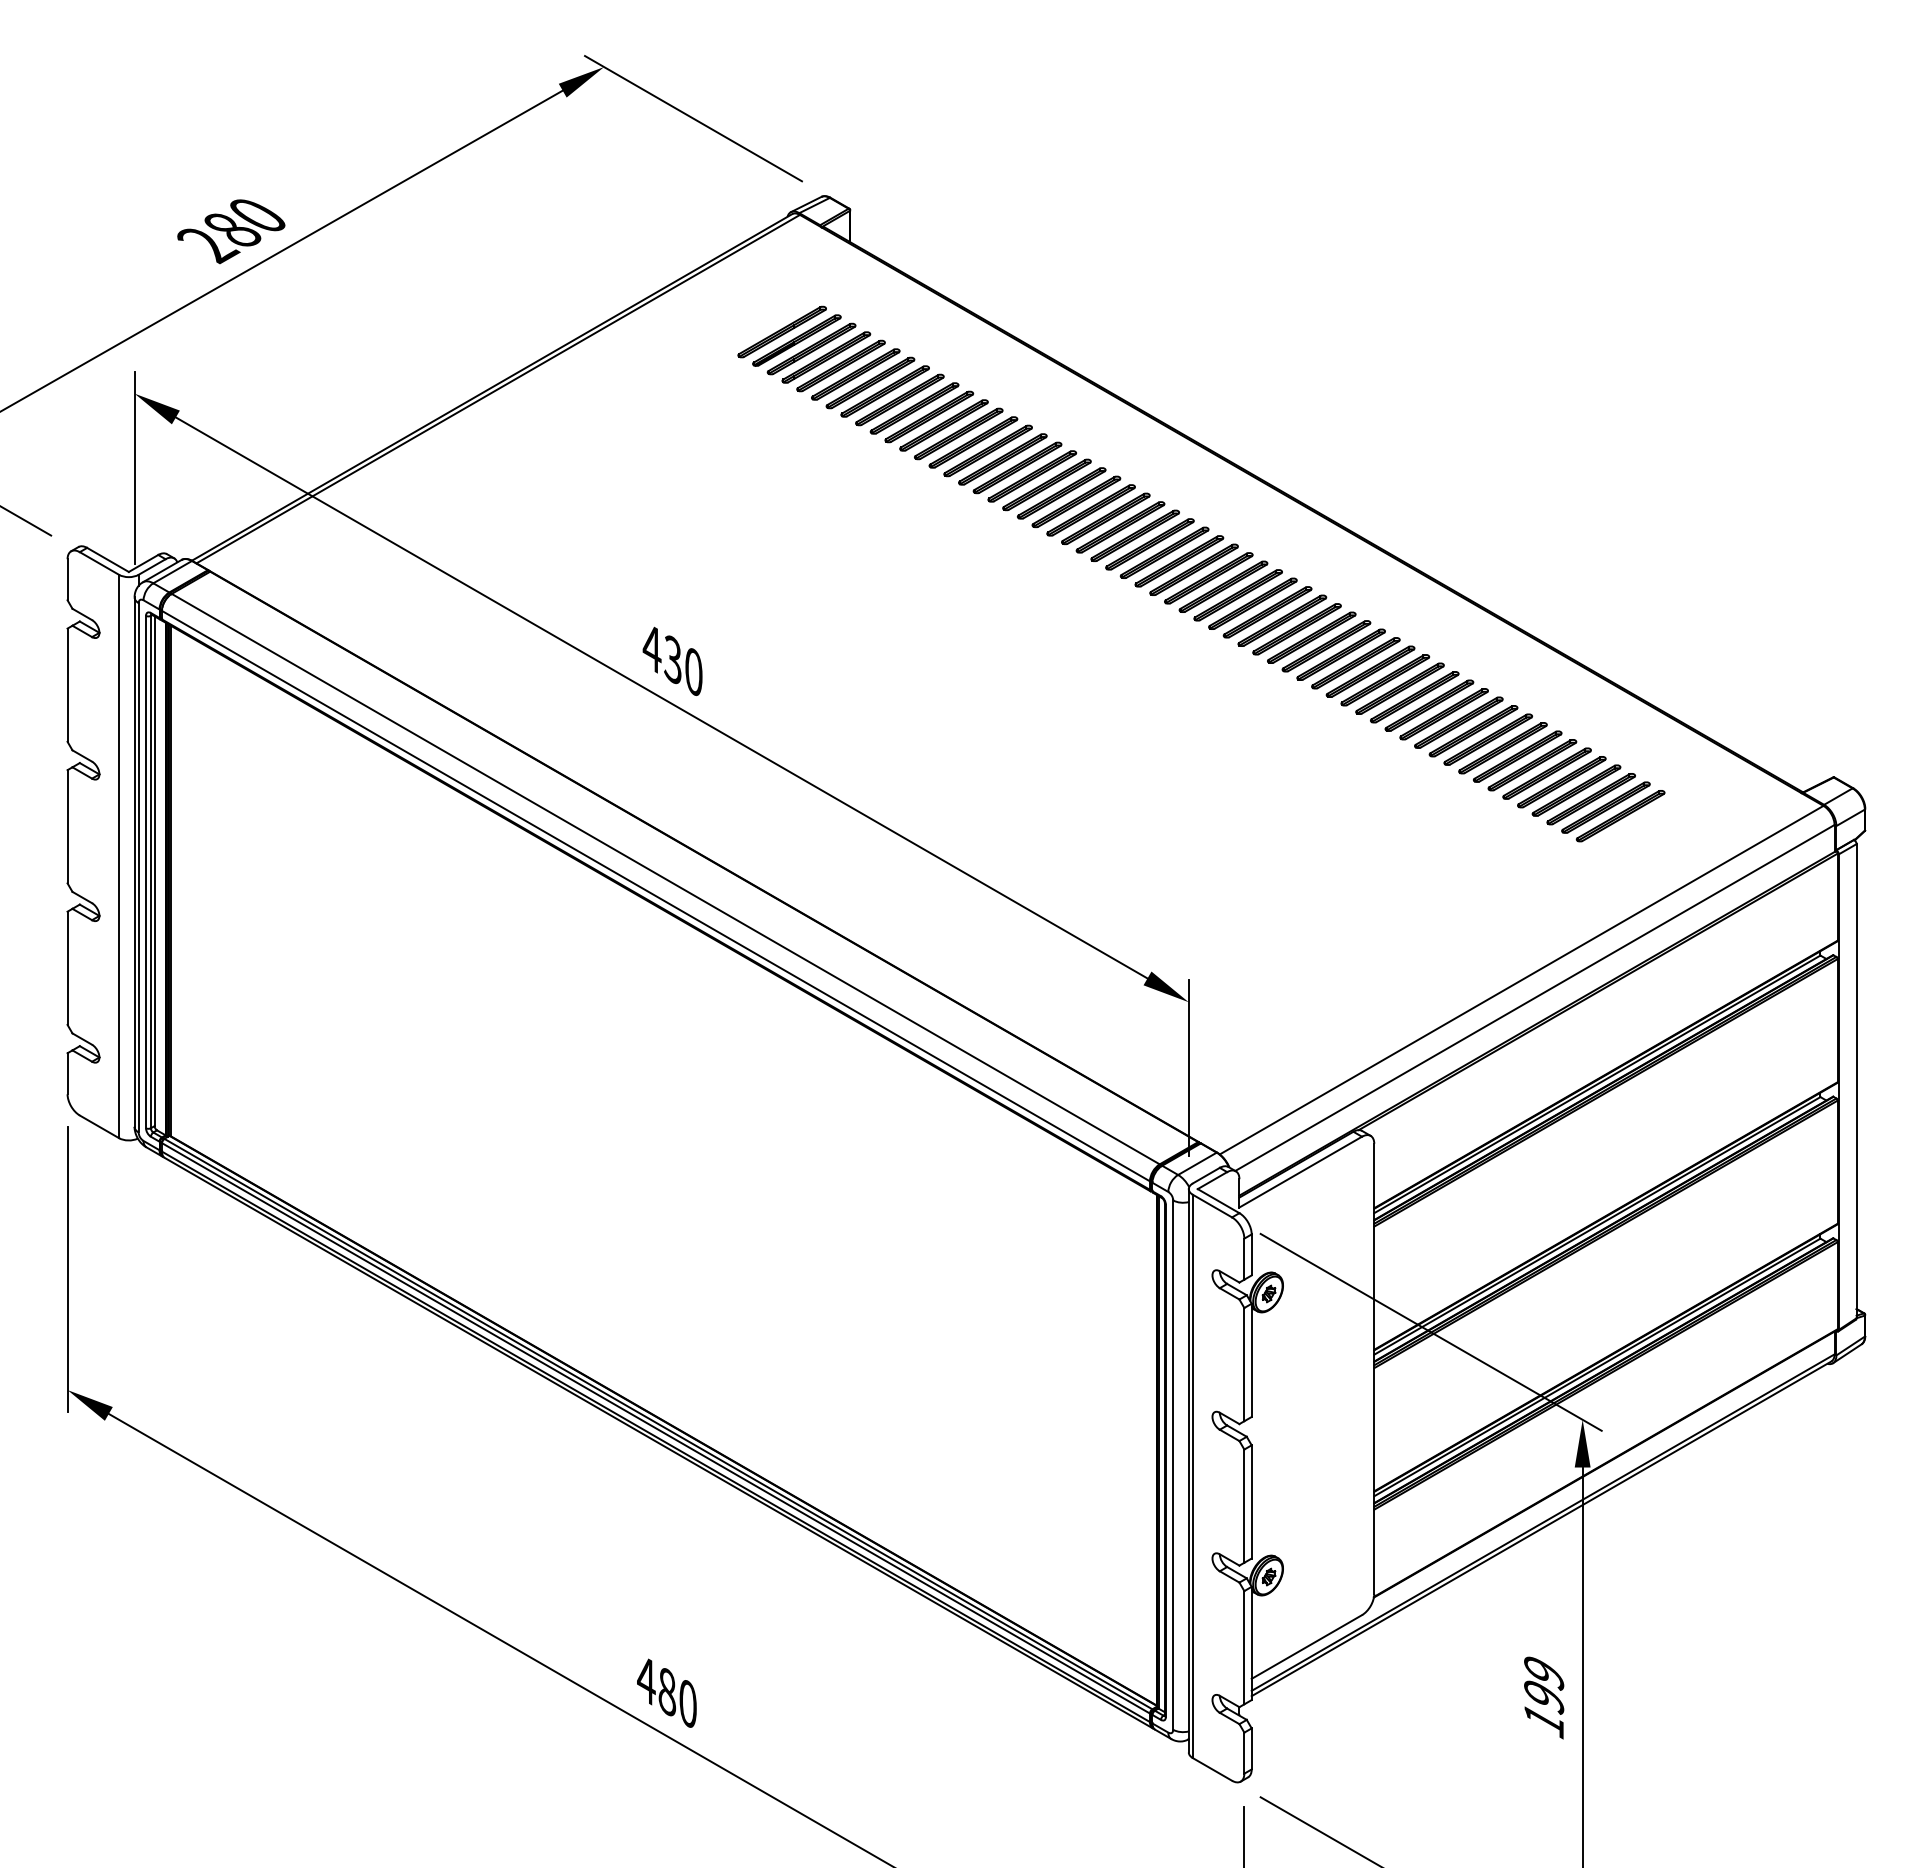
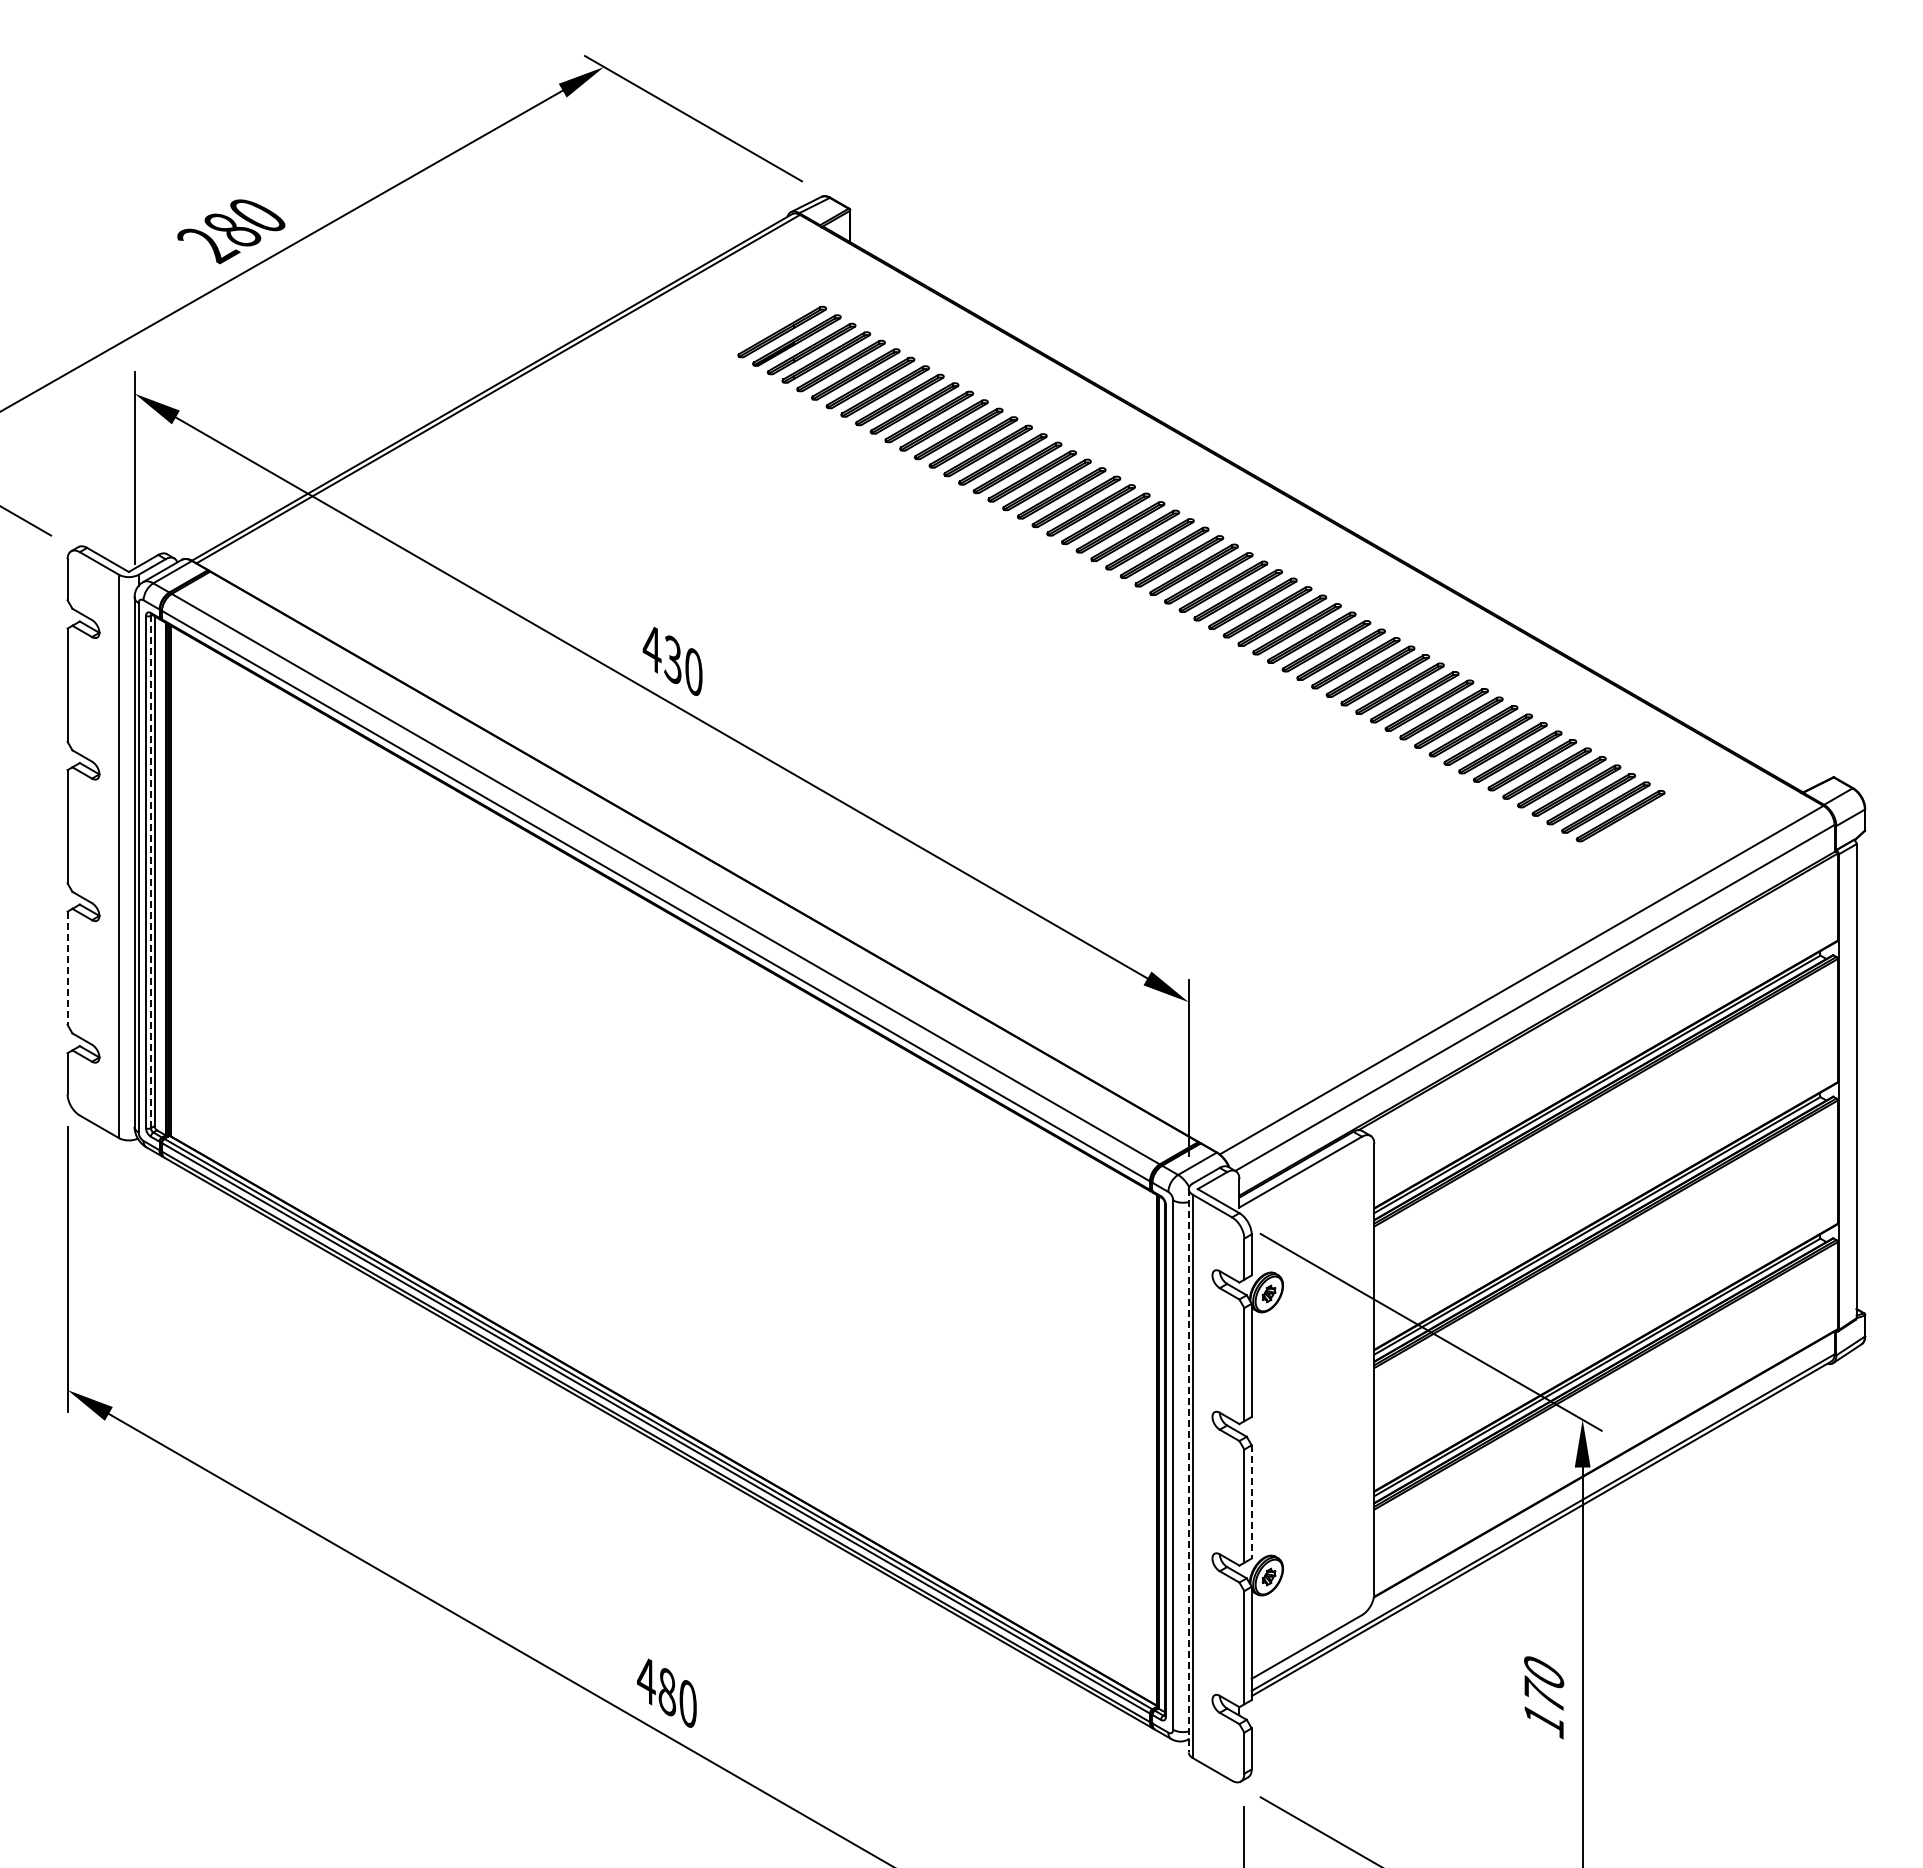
line: solid -> dashed (150, 871)
line: solid -> dashed (67, 968)
line: solid -> dashed (1188, 1470)
line: solid -> dashed (1251, 1501)
text: 199 -> 170 (1544, 1685)
